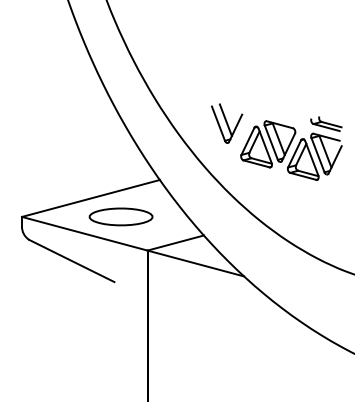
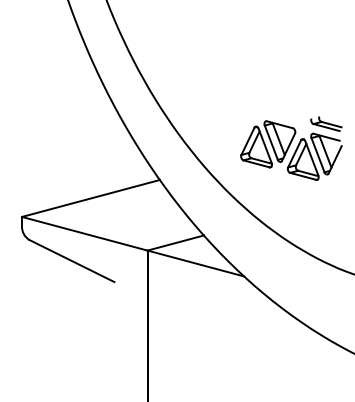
part: present -> none (227, 123)
part: present -> none (120, 216)
